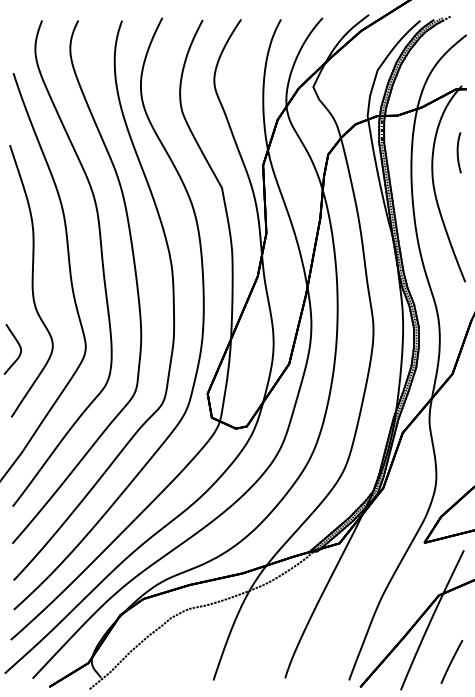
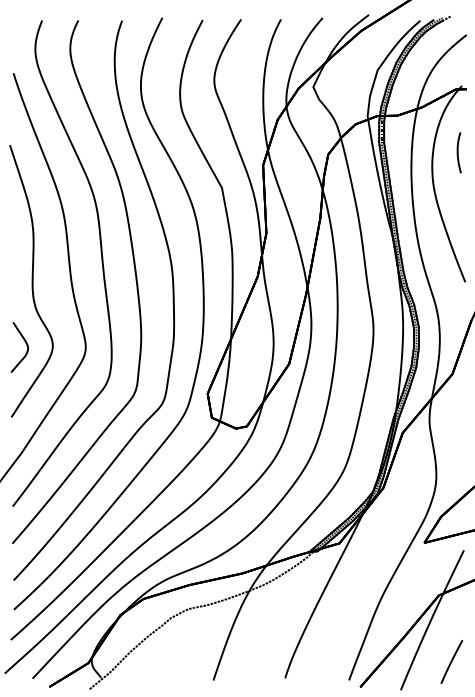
part position: (18, 345) -> (25, 343) (25, 343)
